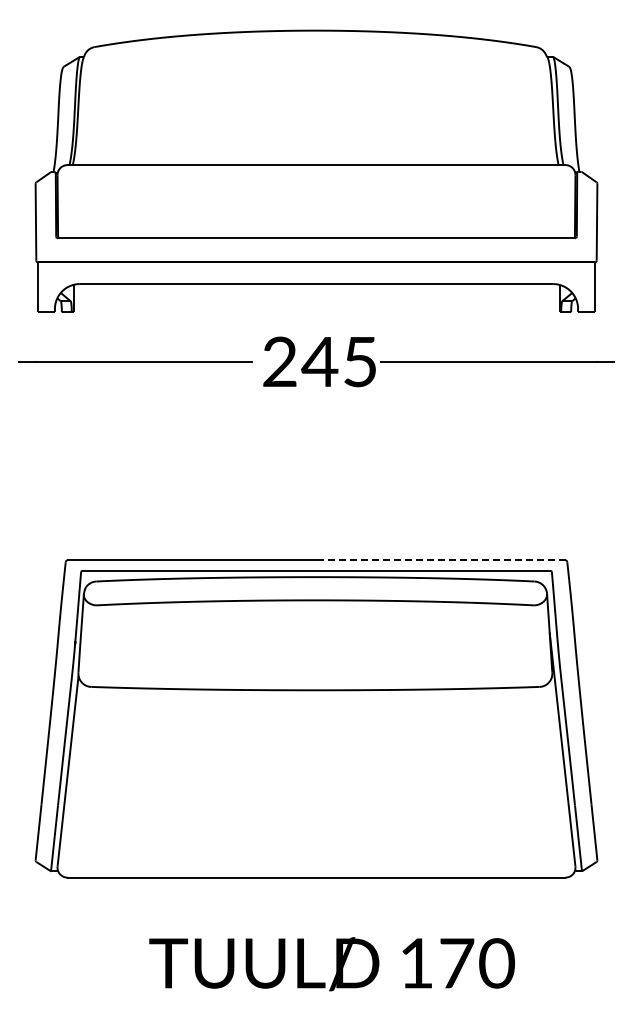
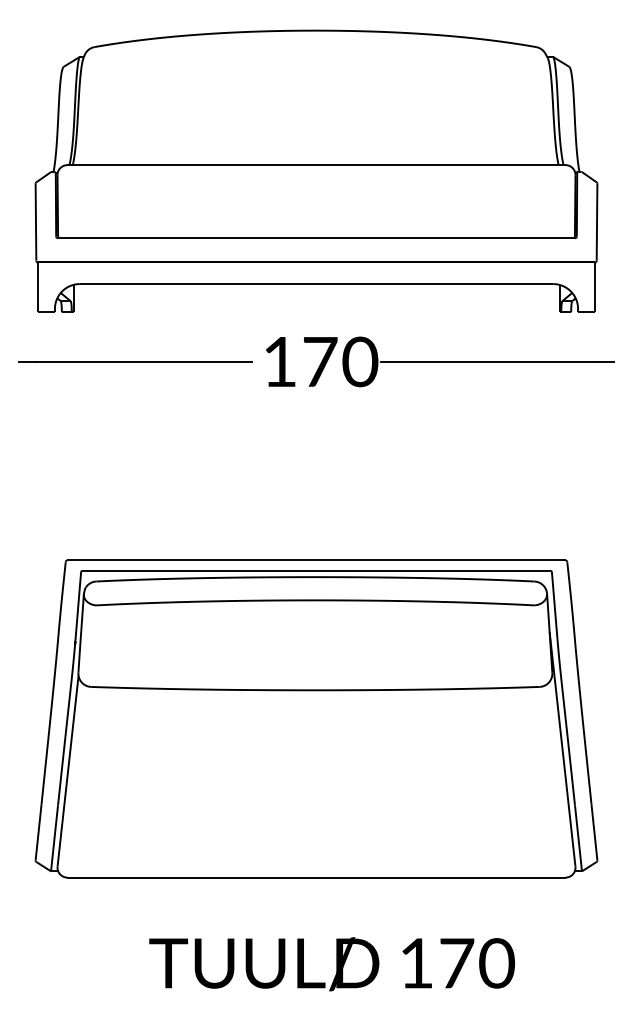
text: 245 -> 170 (320, 361)
line: dashed -> solid (441, 560)
